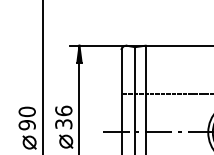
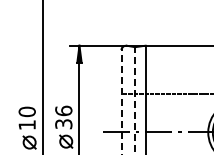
line: solid -> dashed (121, 101)
line: solid -> dashed (135, 101)
text: 90 -> 10 (26, 125)
